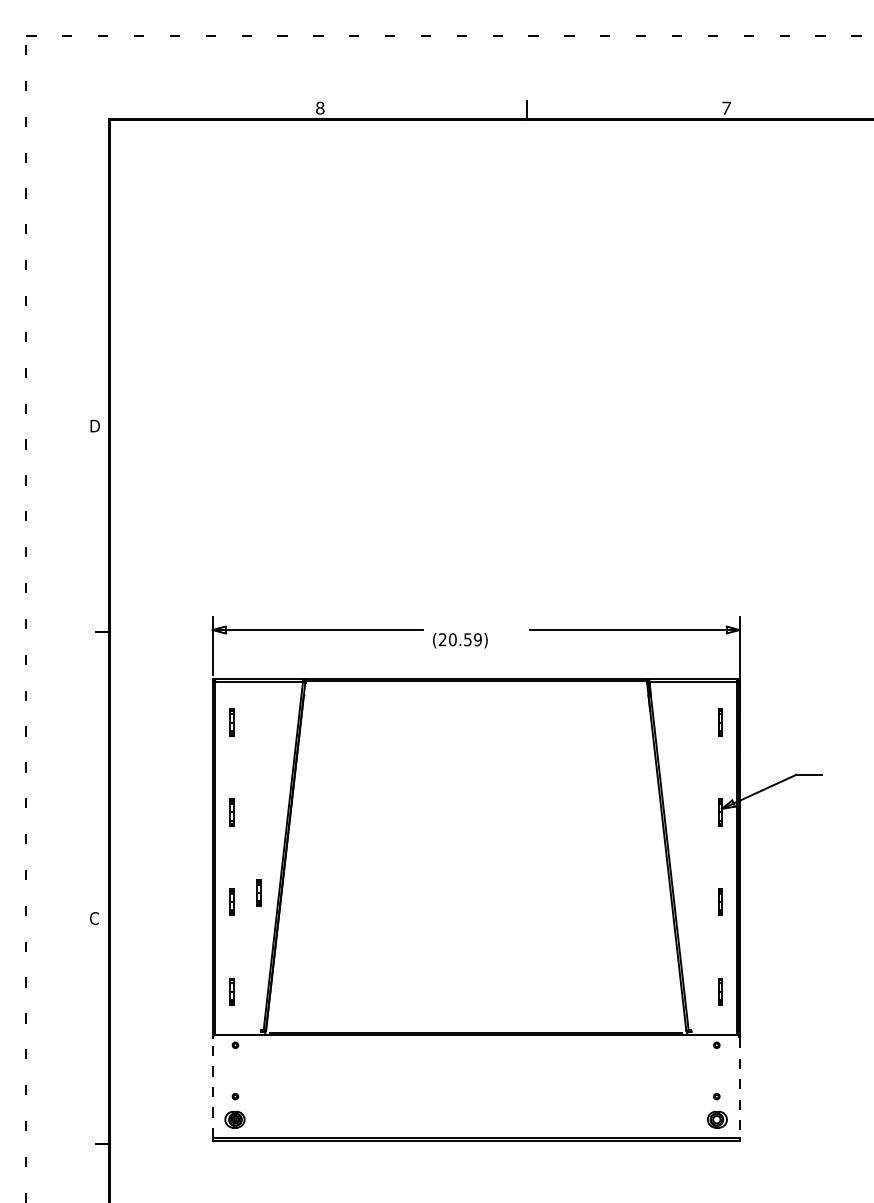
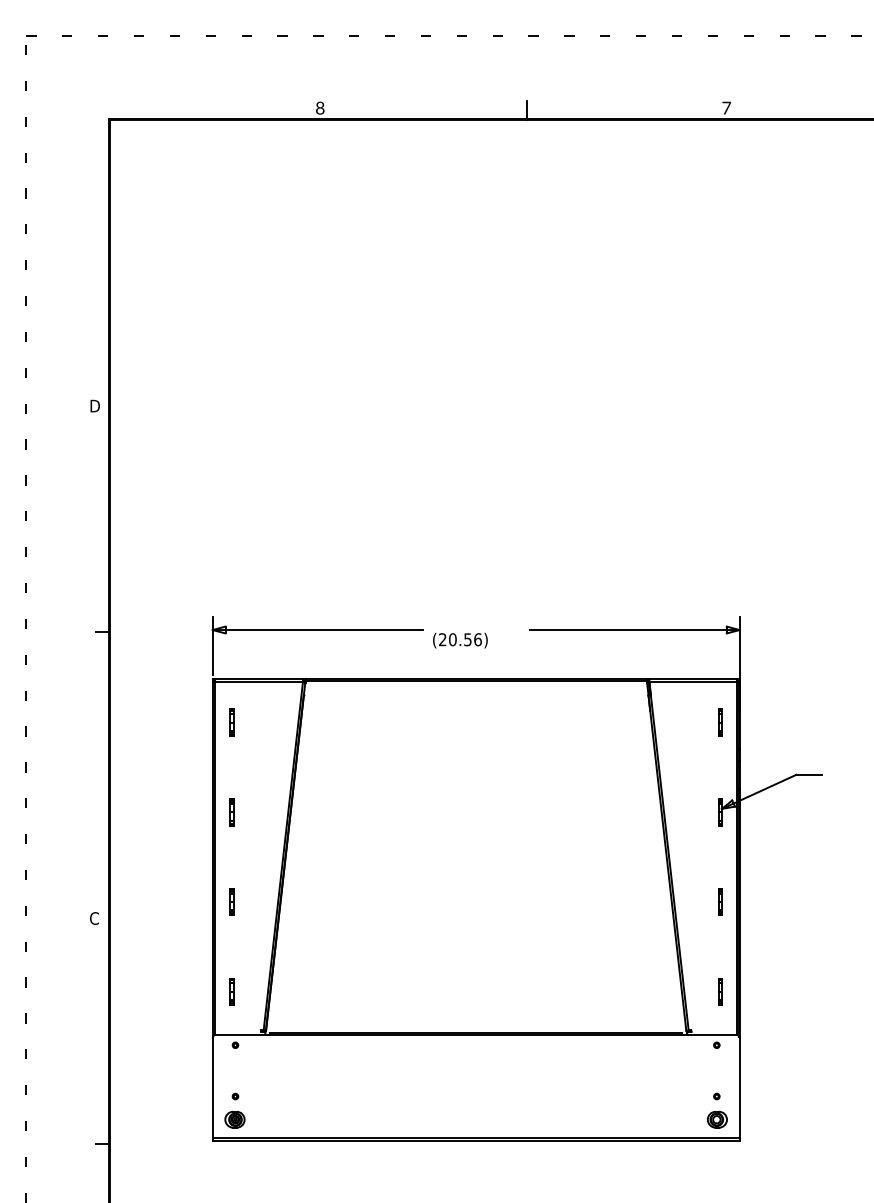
text position: (94, 425) -> (94, 405) (94, 405)
text: (20.59) -> (20.56) (477, 639)
part: present -> none (258, 892)
line: dashed -> solid (212, 1087)
line: dashed -> solid (739, 1088)
